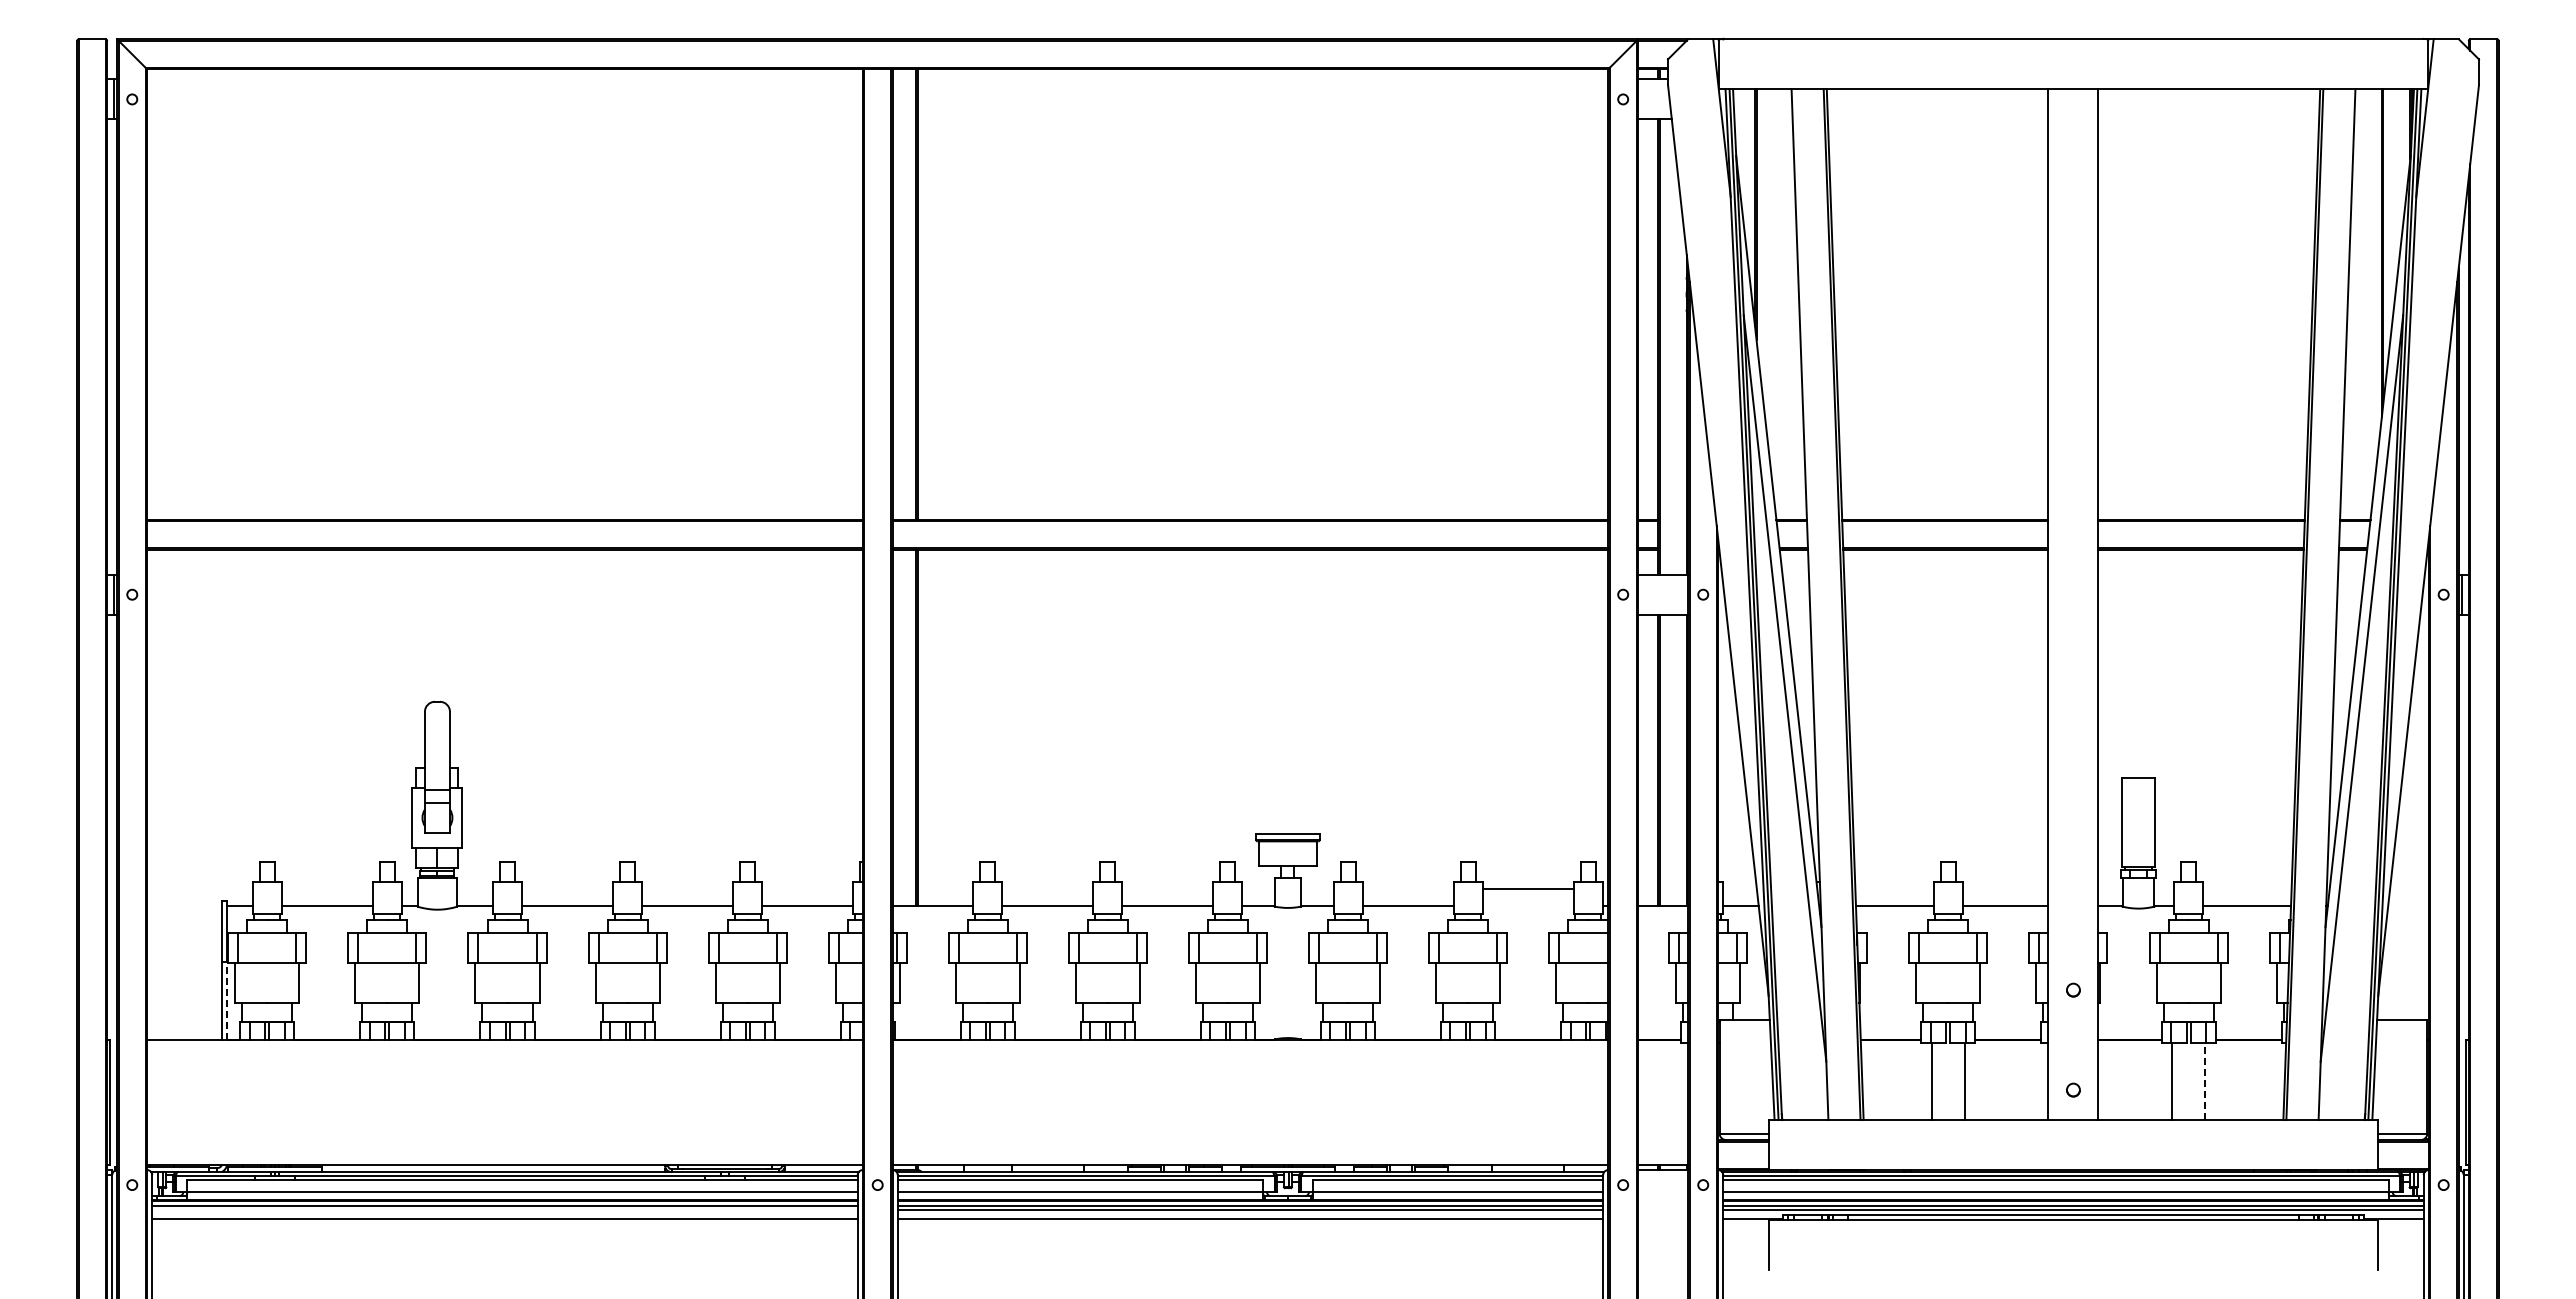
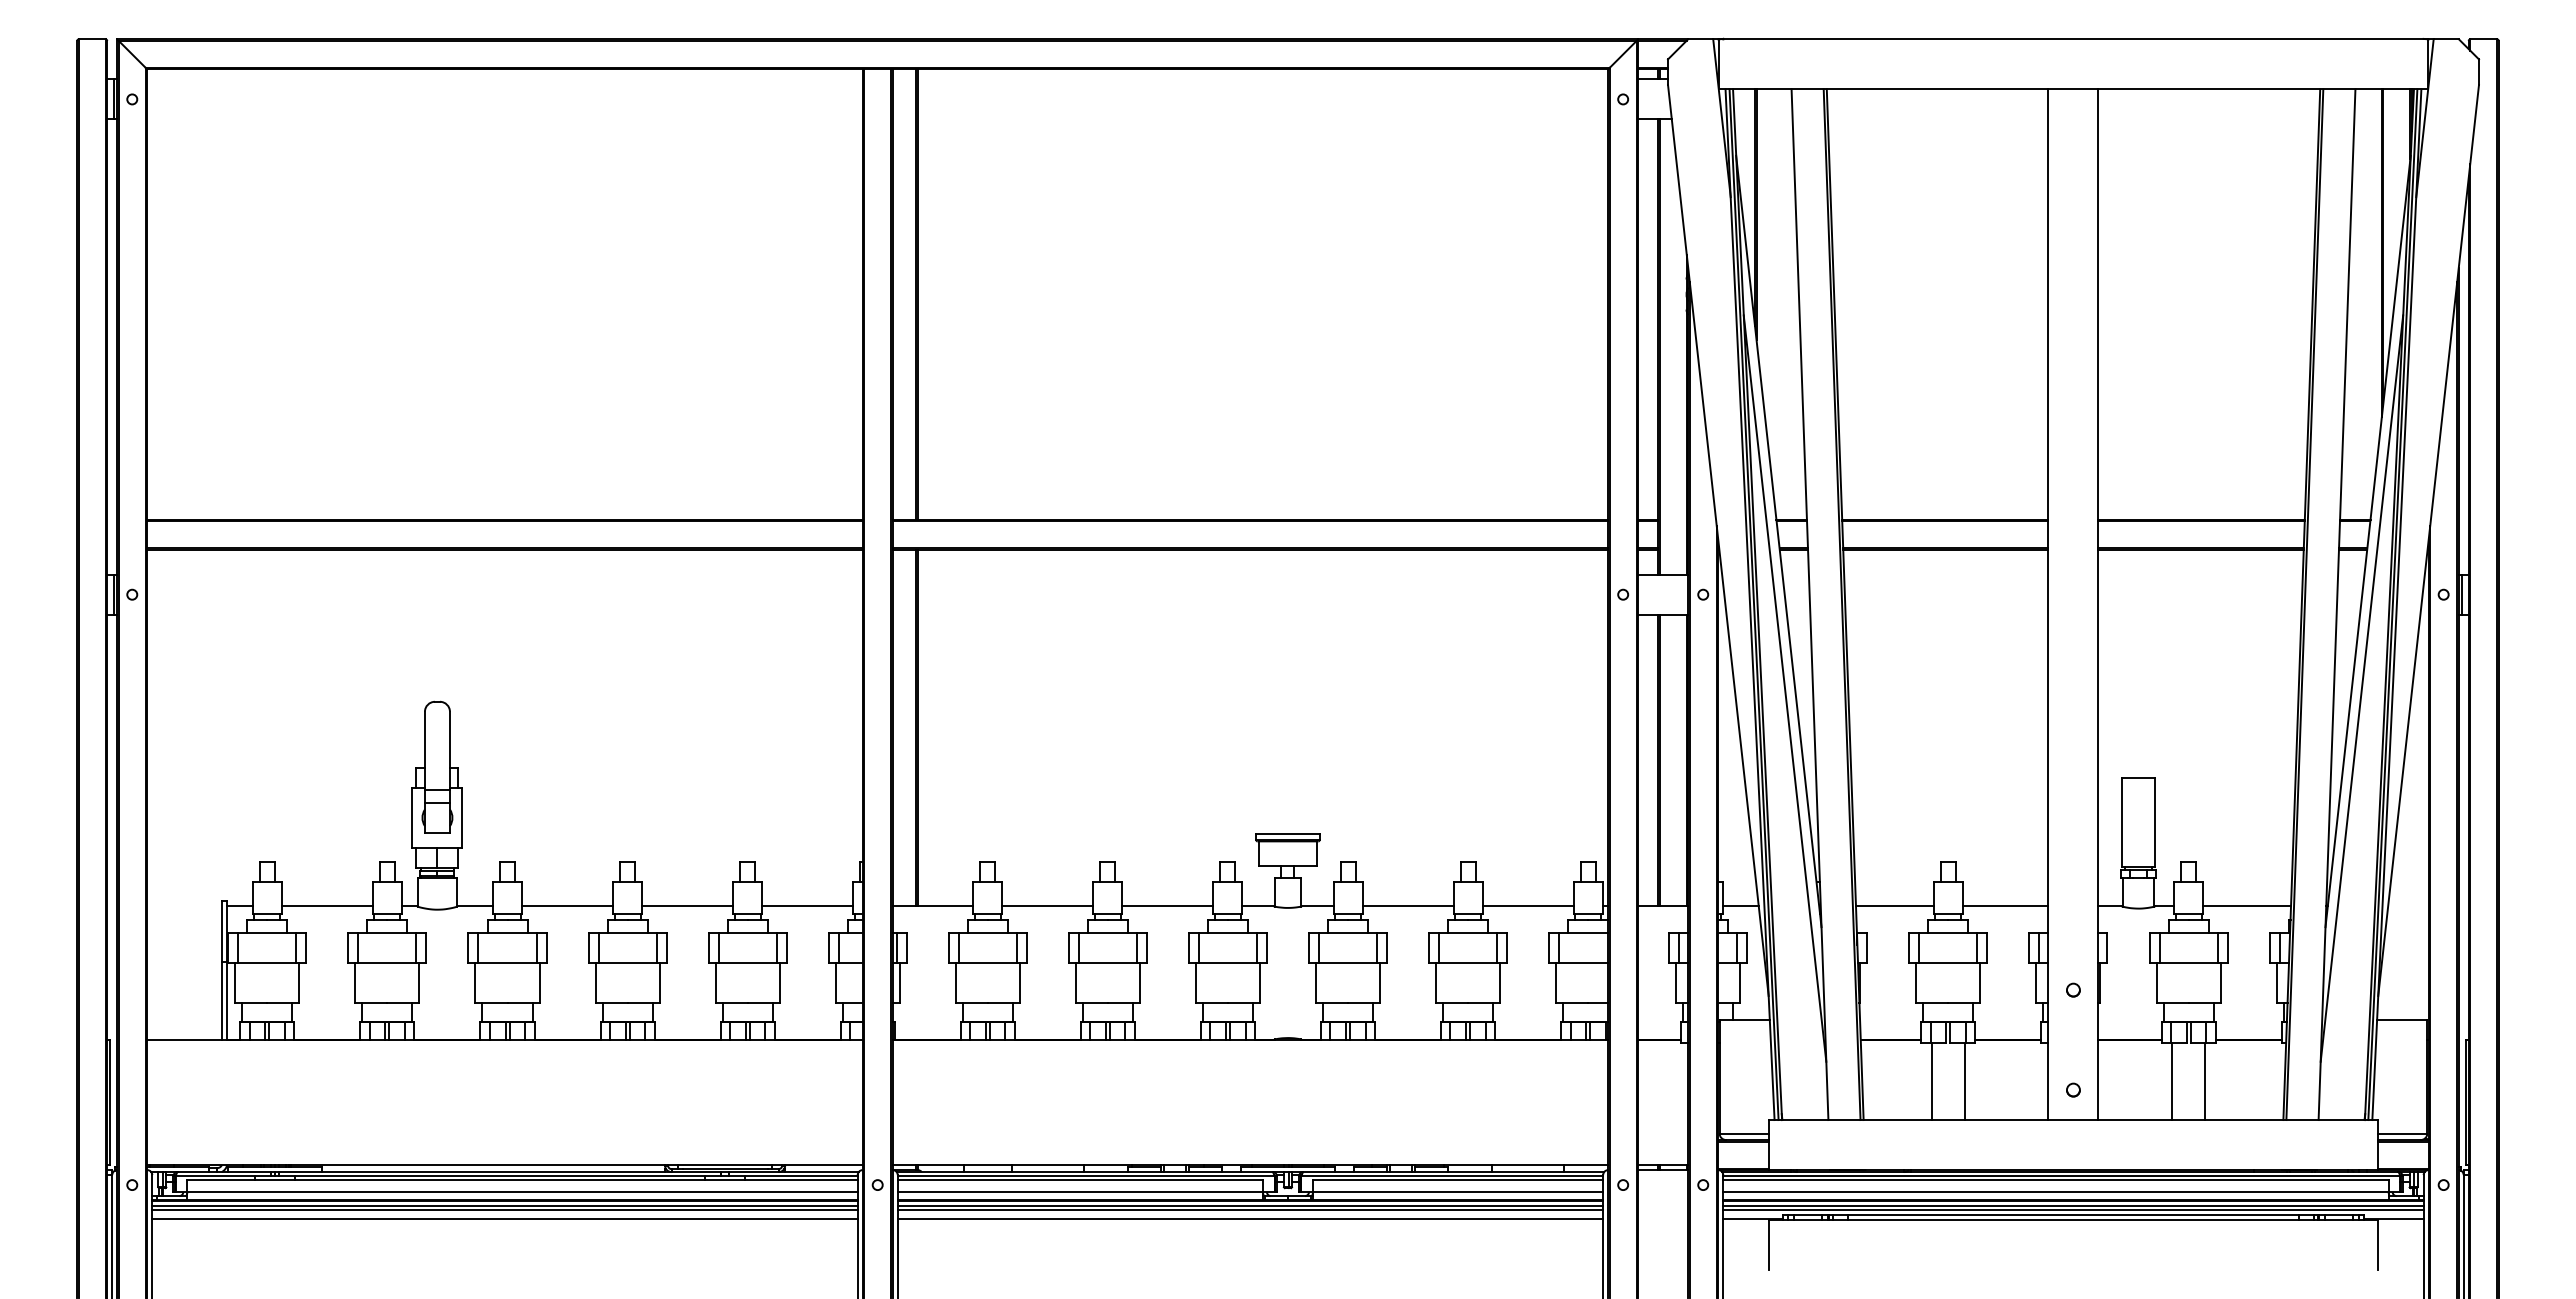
line position: (1527, 889) -> (1527, 906) (1527, 906)
line: dashed -> solid (227, 1001)
line: dashed -> solid (2205, 1081)
line: none -> present (504, 1210)
